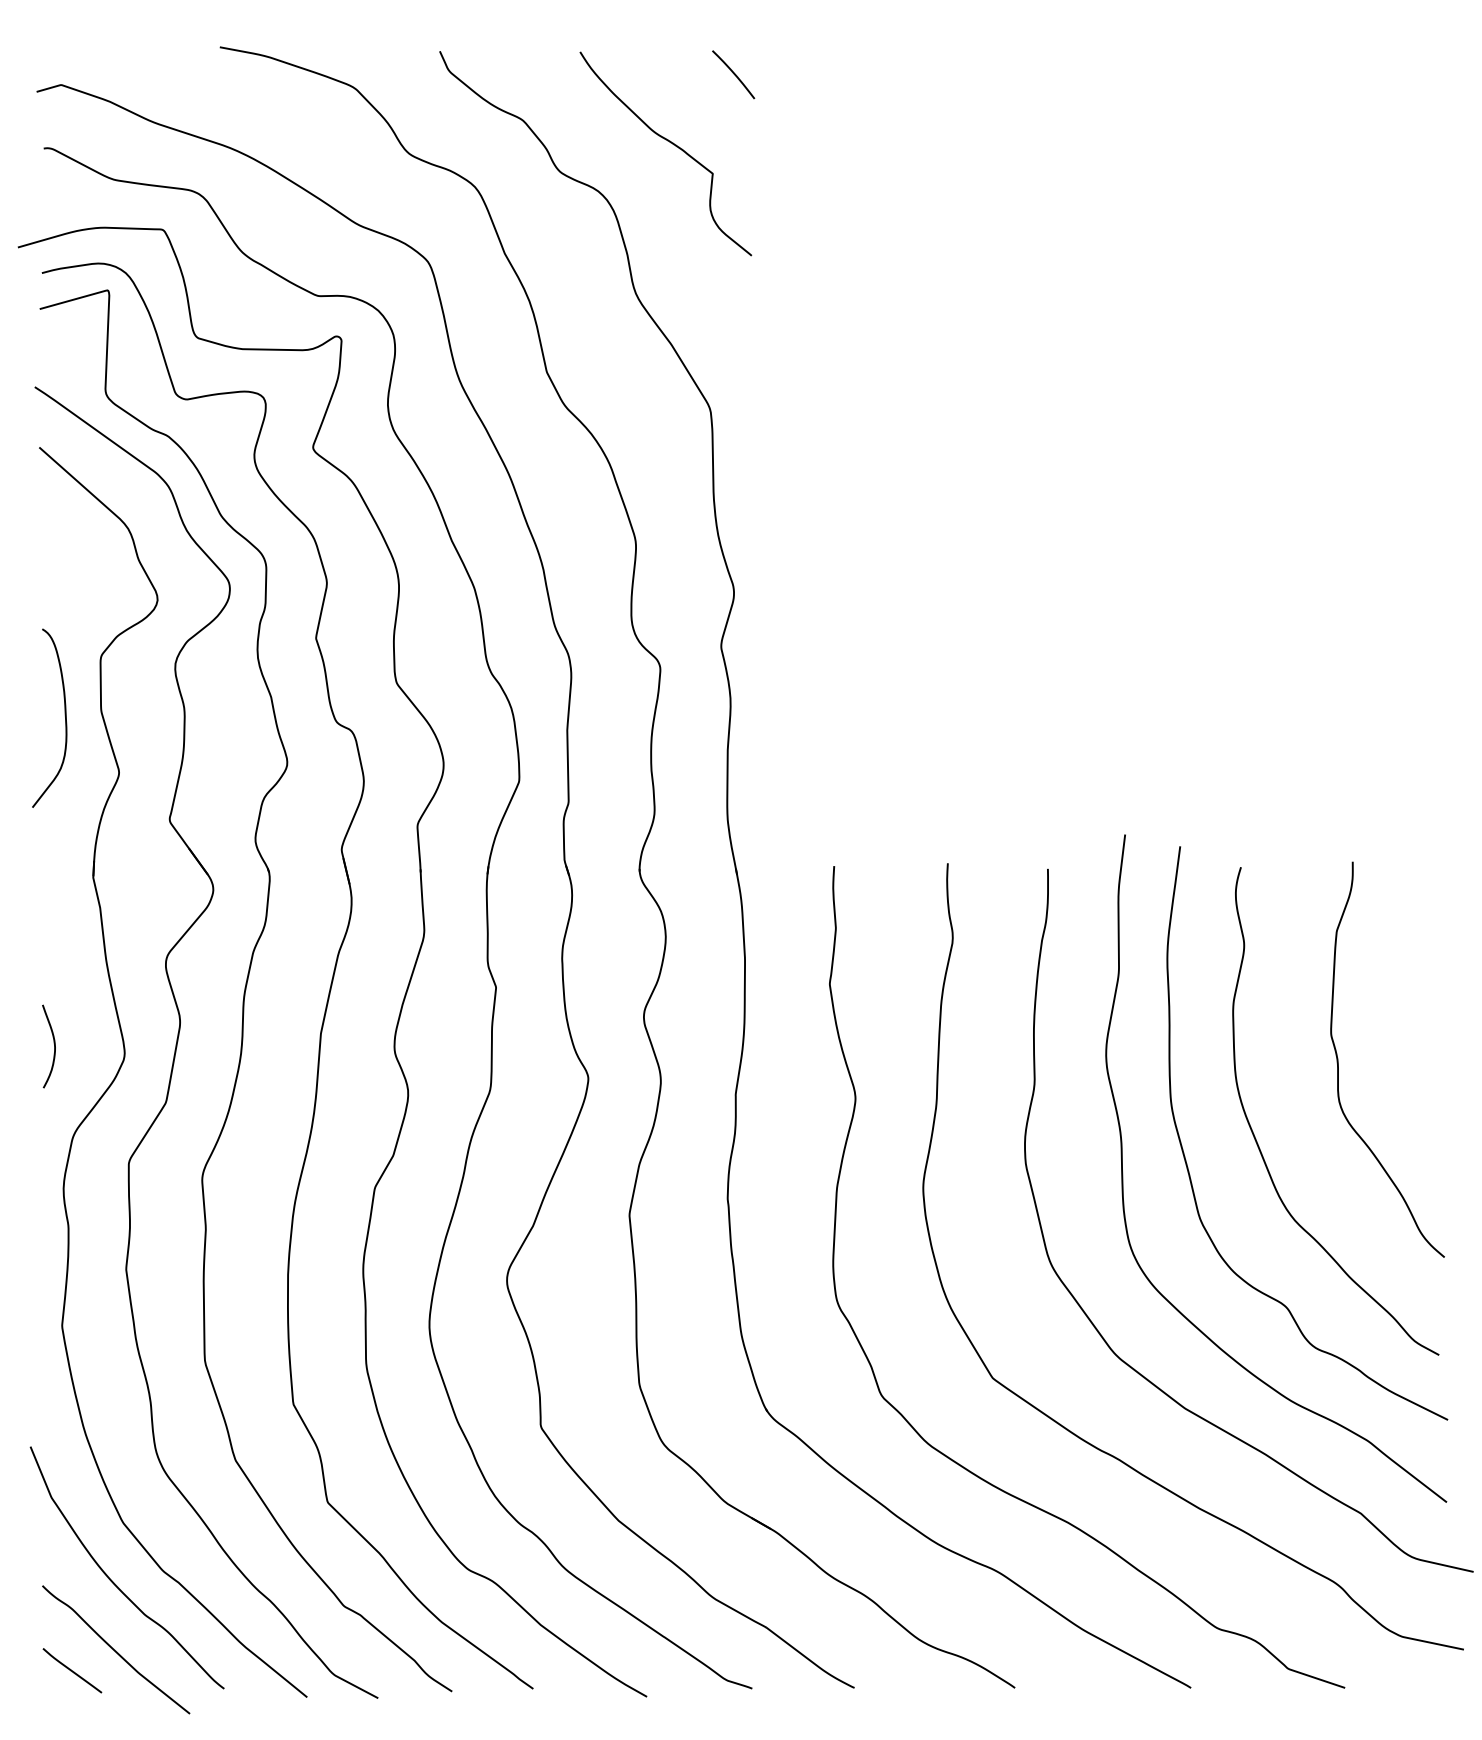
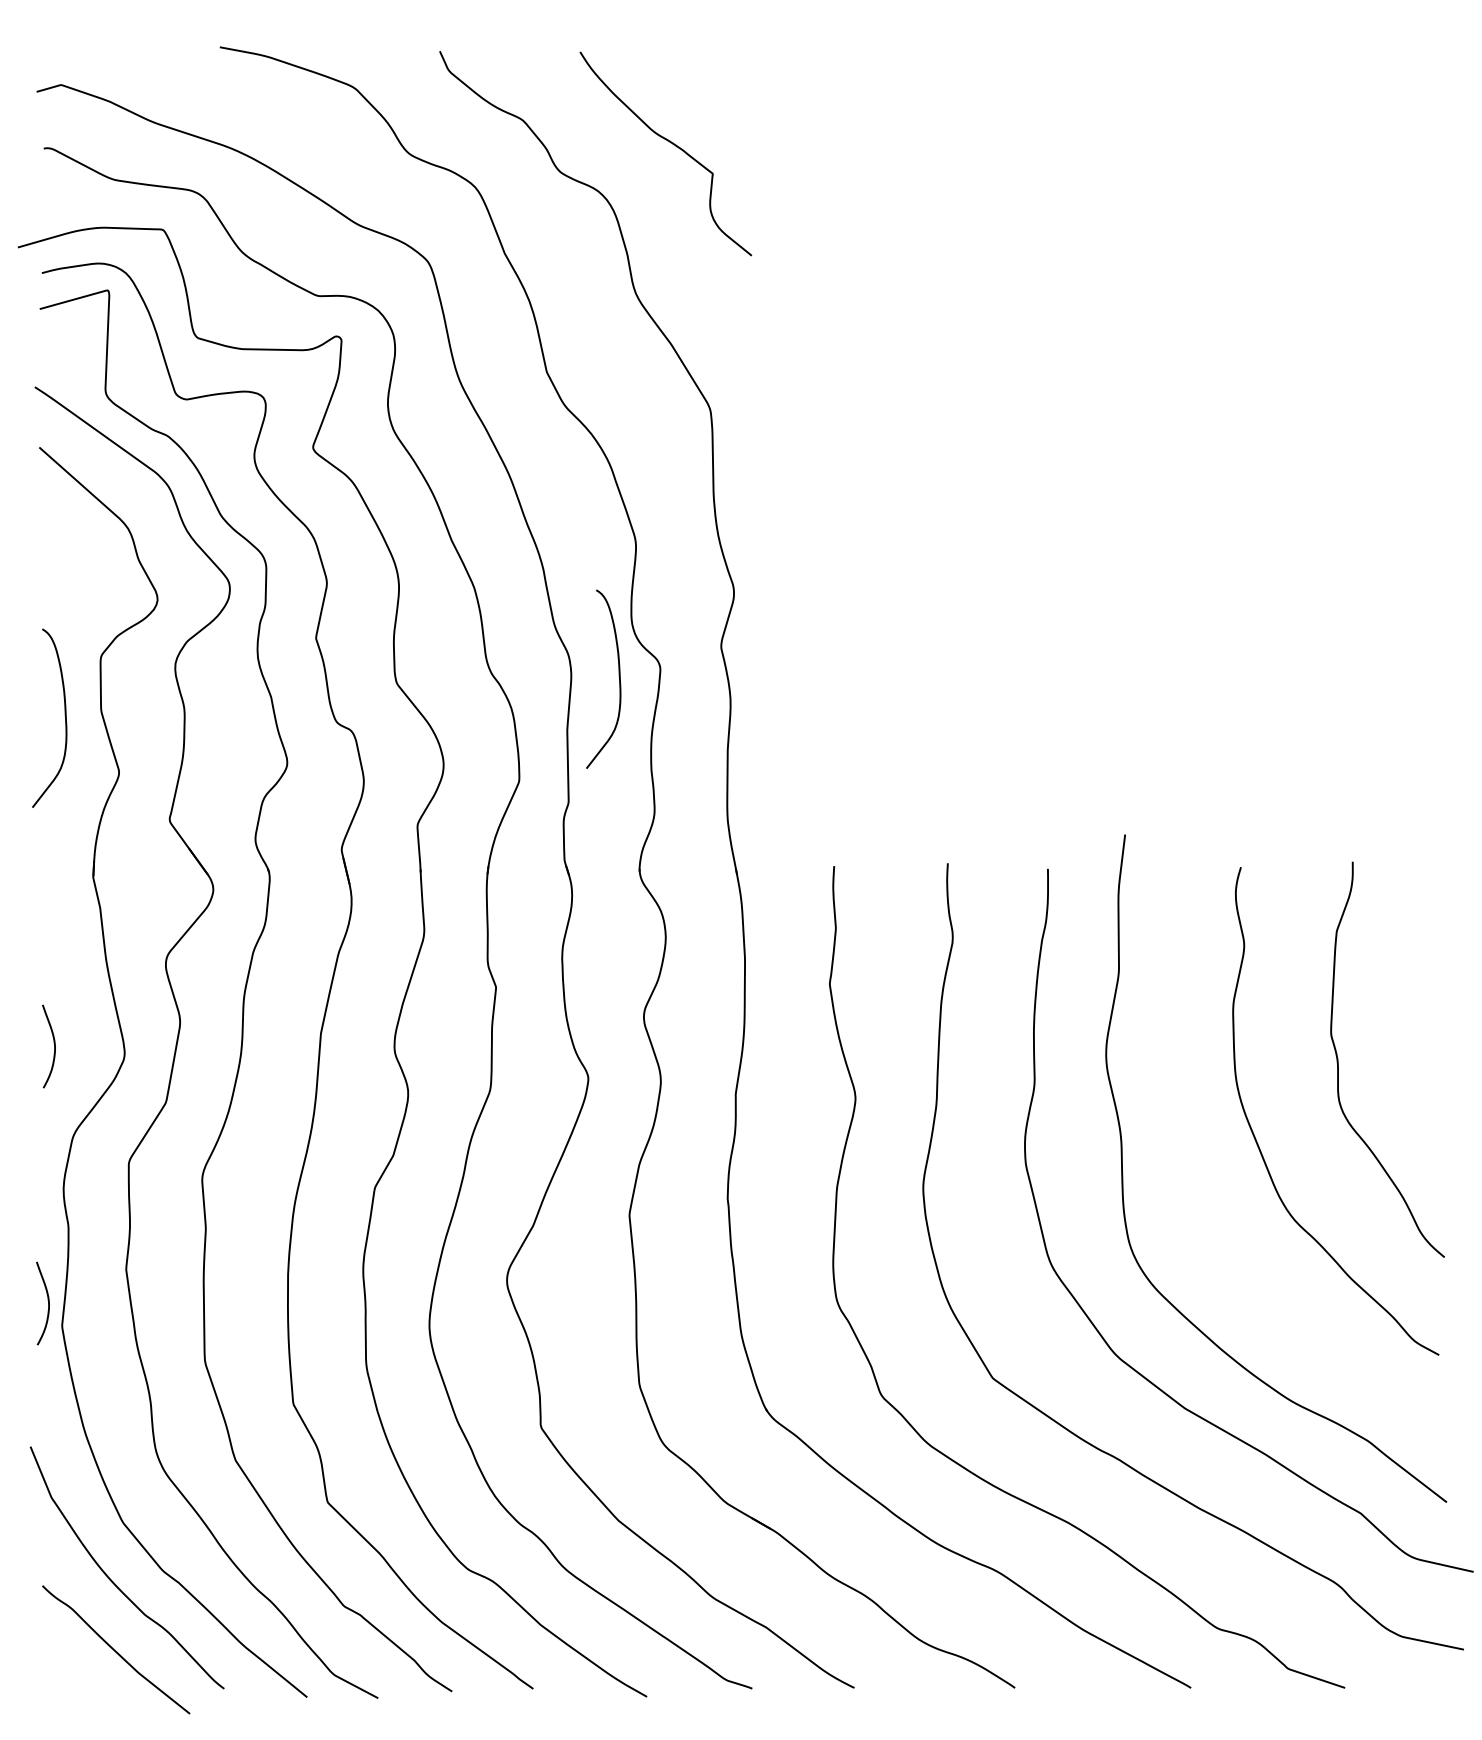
curve: present -> none (733, 74)
curve: none -> present (618, 676)
curve: present -> none (1187, 1163)
curve: none -> present (47, 1300)
line: present -> none (72, 1670)
